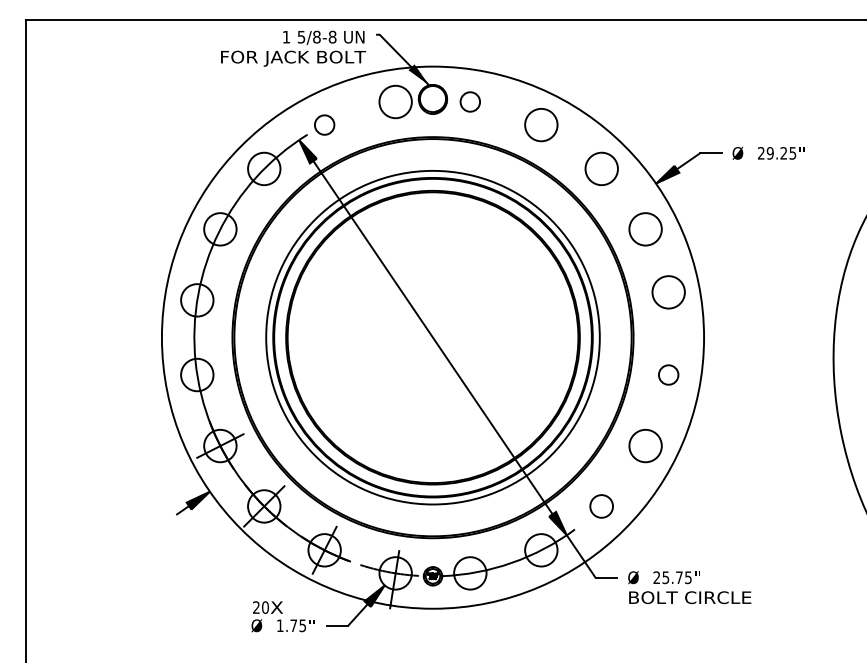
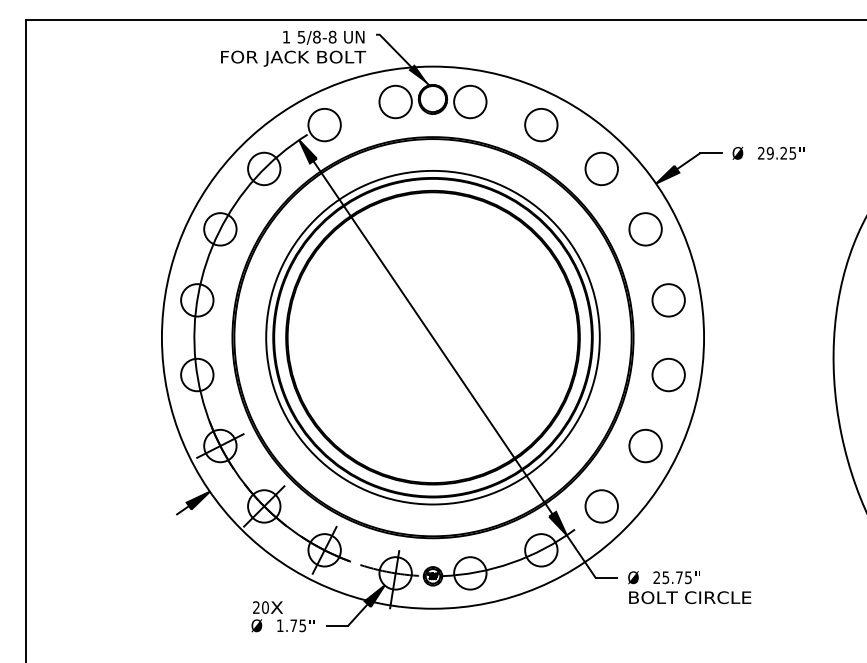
circle diameter: 19 px -> 32 px (470, 101)
circle diameter: 19 px -> 32 px (324, 124)
circle position: (668, 292) -> (668, 300) (668, 300)
circle diameter: 19 px -> 32 px (668, 374)
circle size: 25x25 px -> 35x35 px (601, 506)
